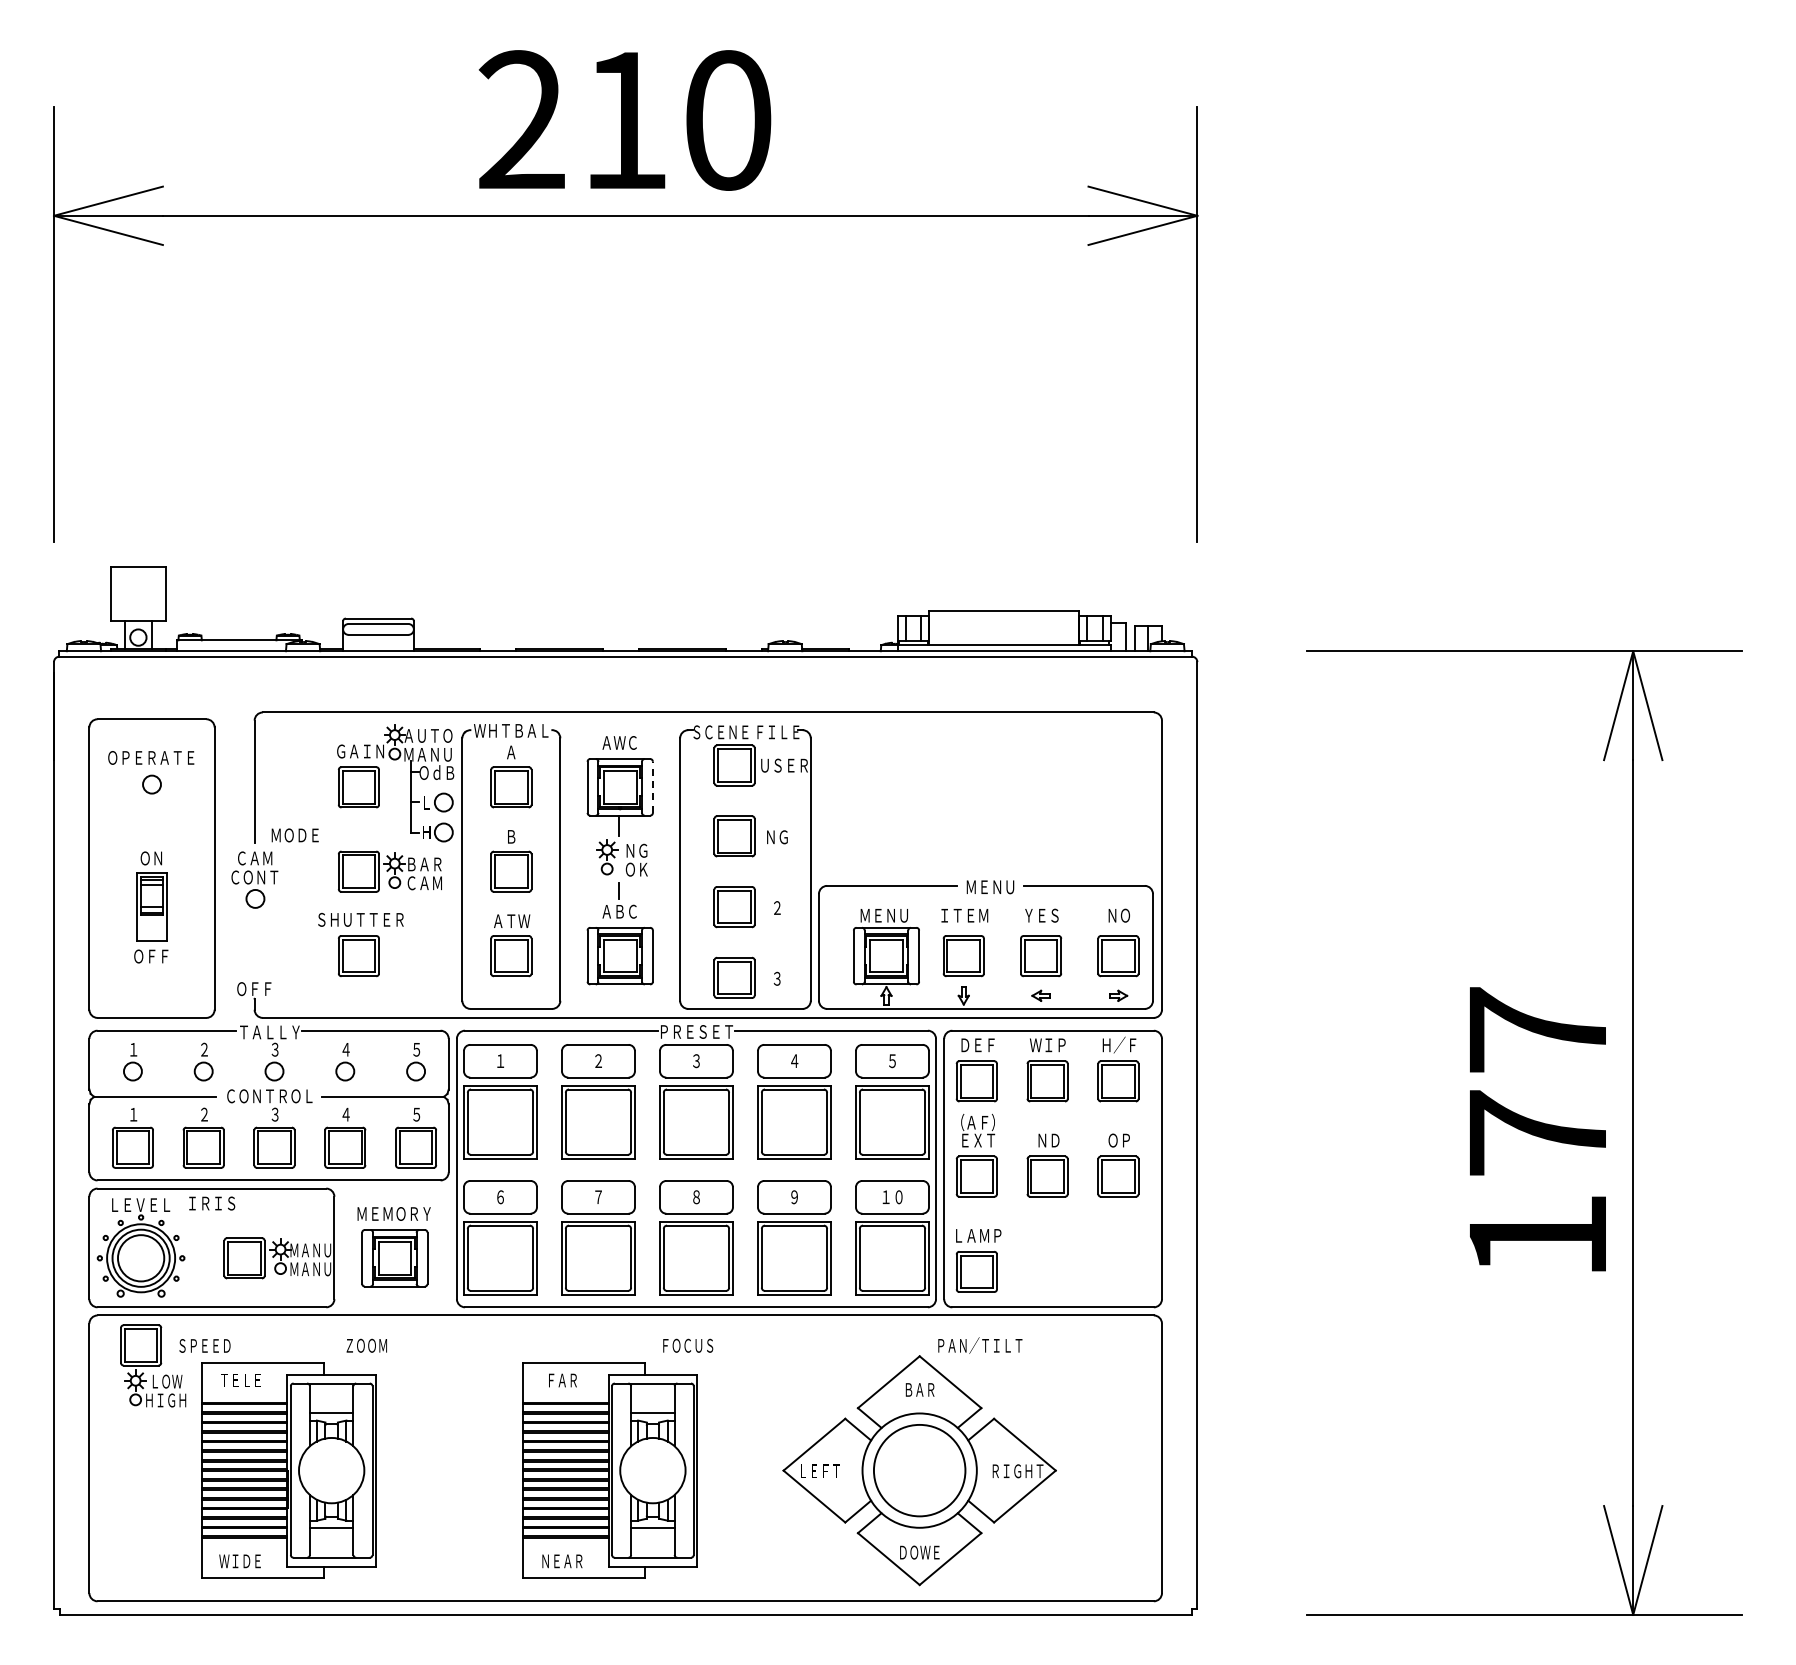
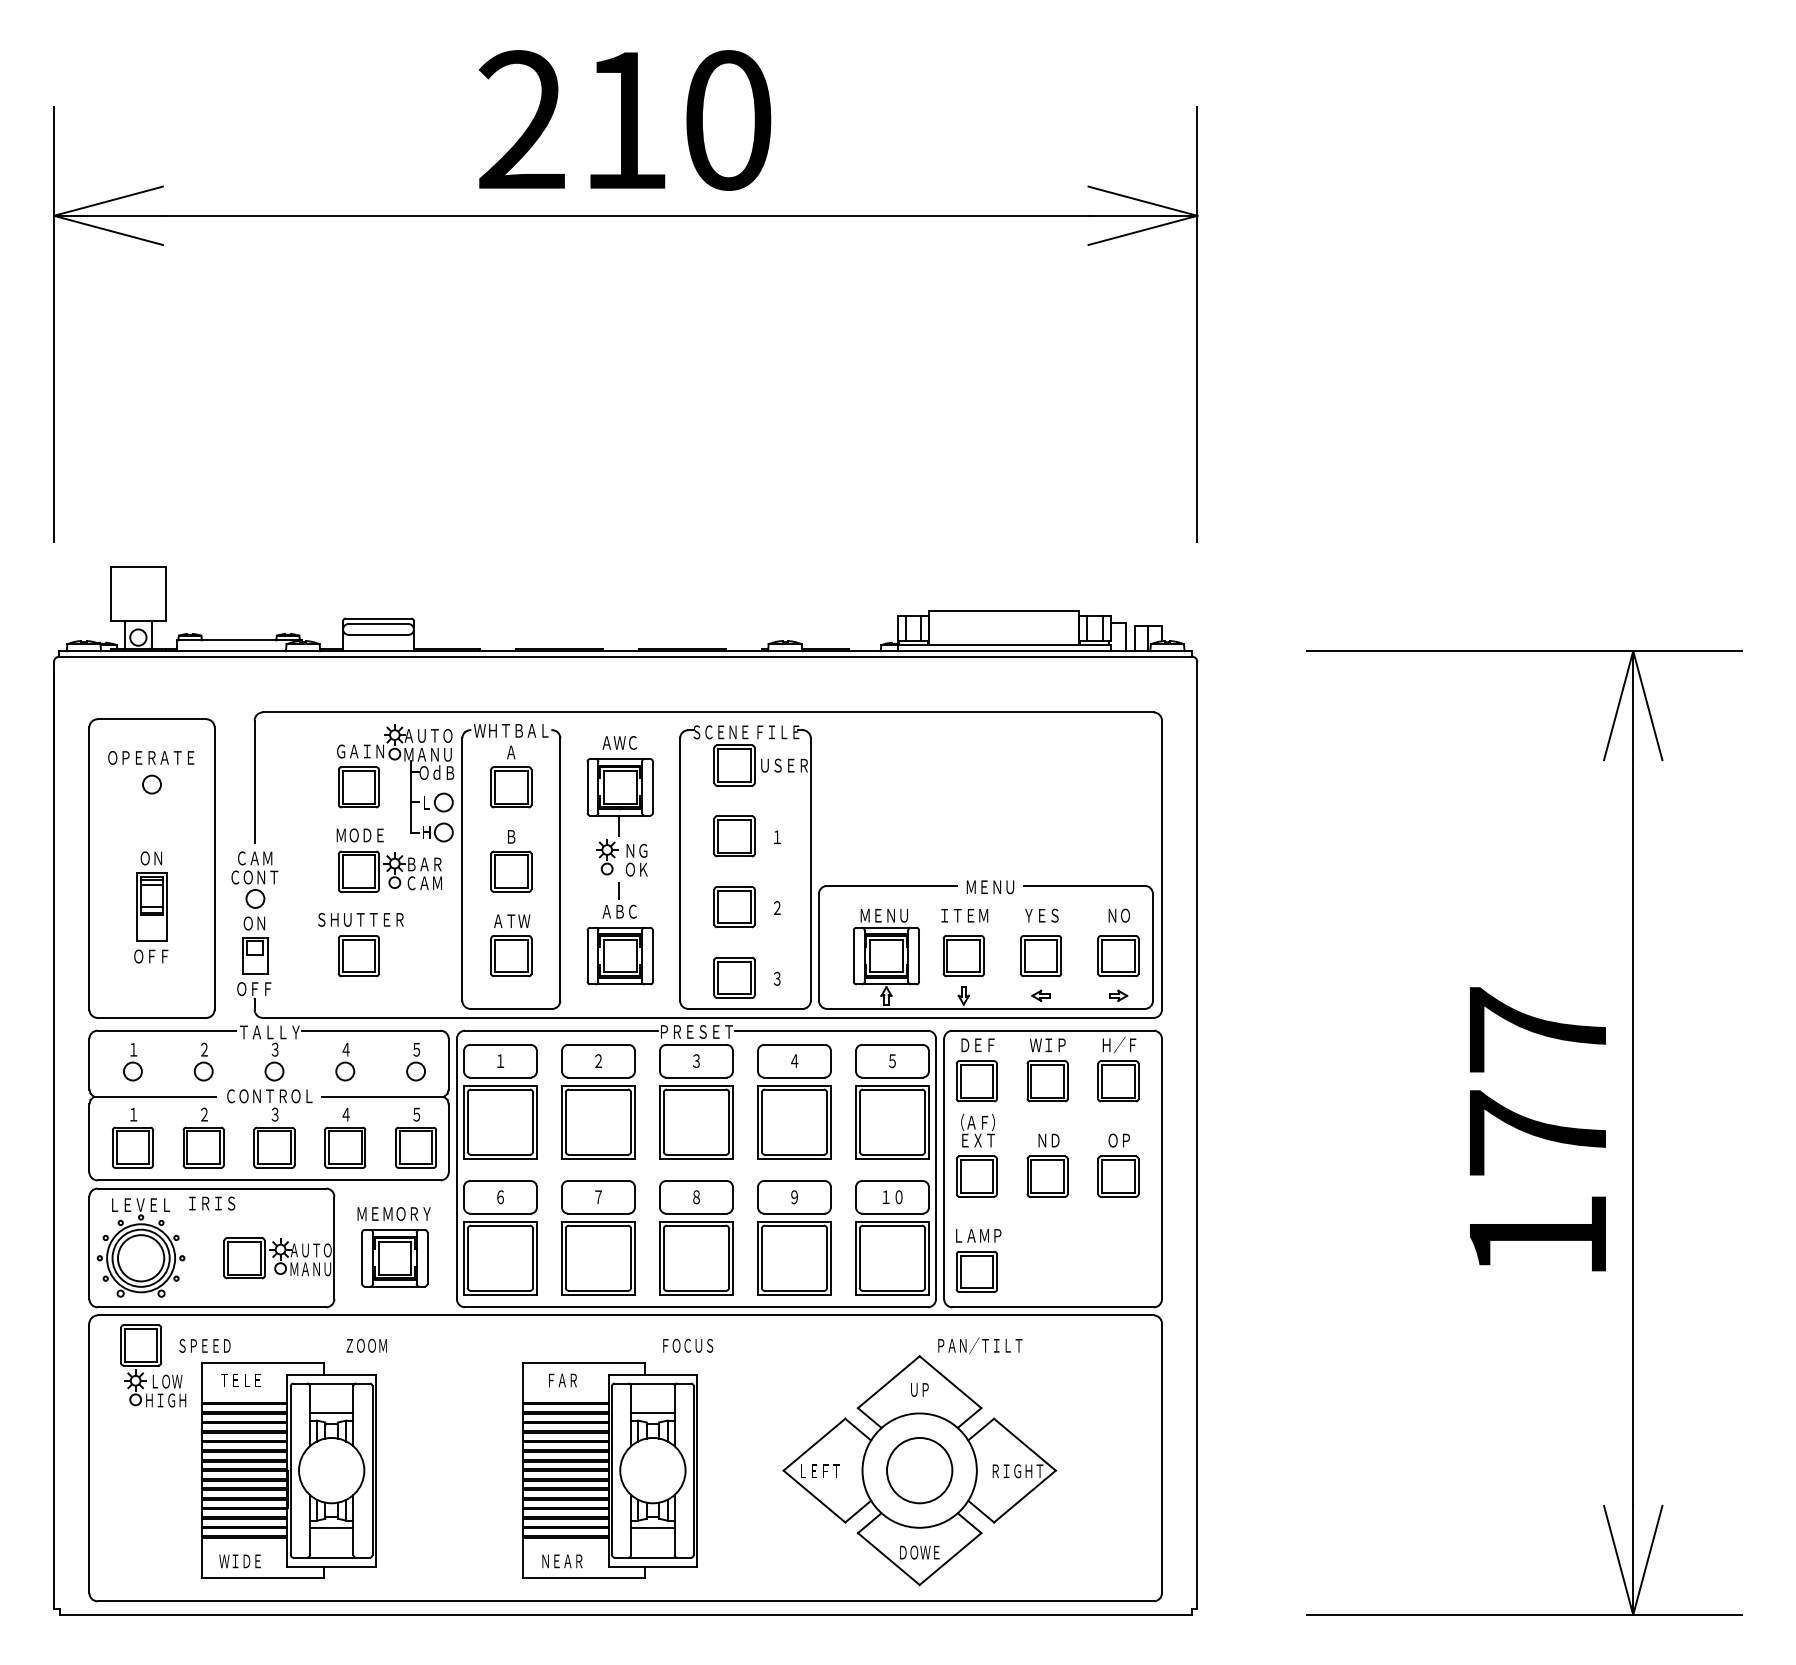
line: dashed -> solid (652, 787)
text position: (294, 835) -> (359, 835) (359, 835)
text: ＮＧ -> １ (777, 837)
part: none -> present (255, 945)
text: ＭＡＮＵ -> ＡＵＴＯ (310, 1250)
text: ＢＡＲ -> ＵＰ (919, 1389)
circle diameter: 91 px -> 65 px (919, 1470)
